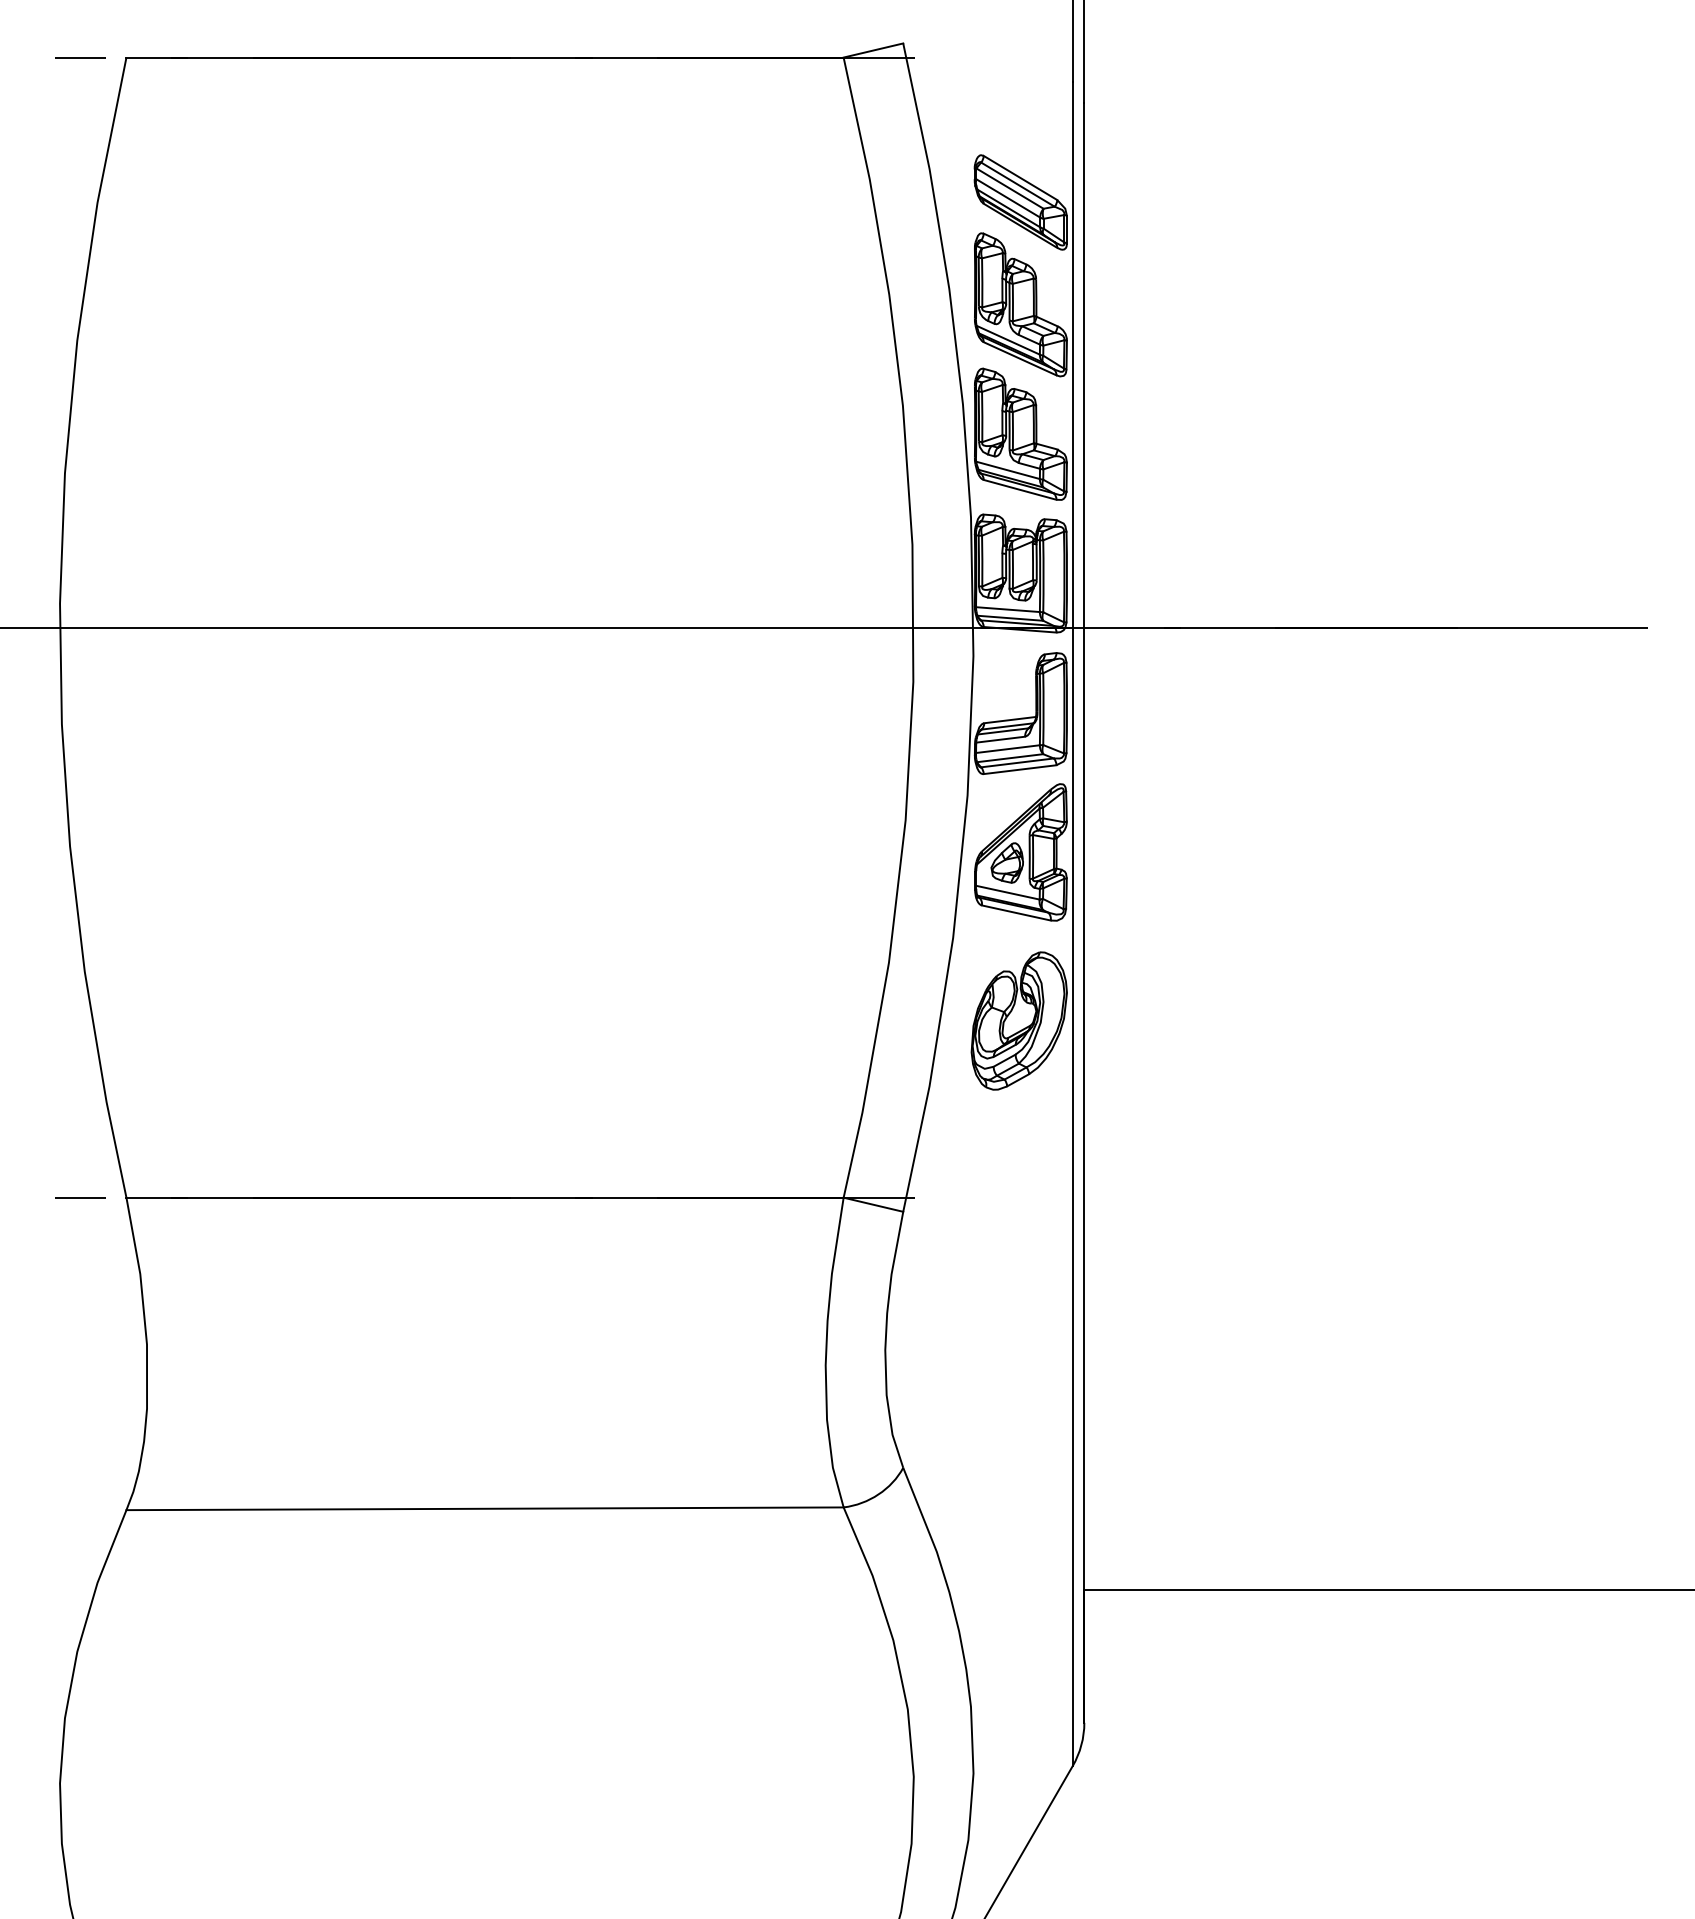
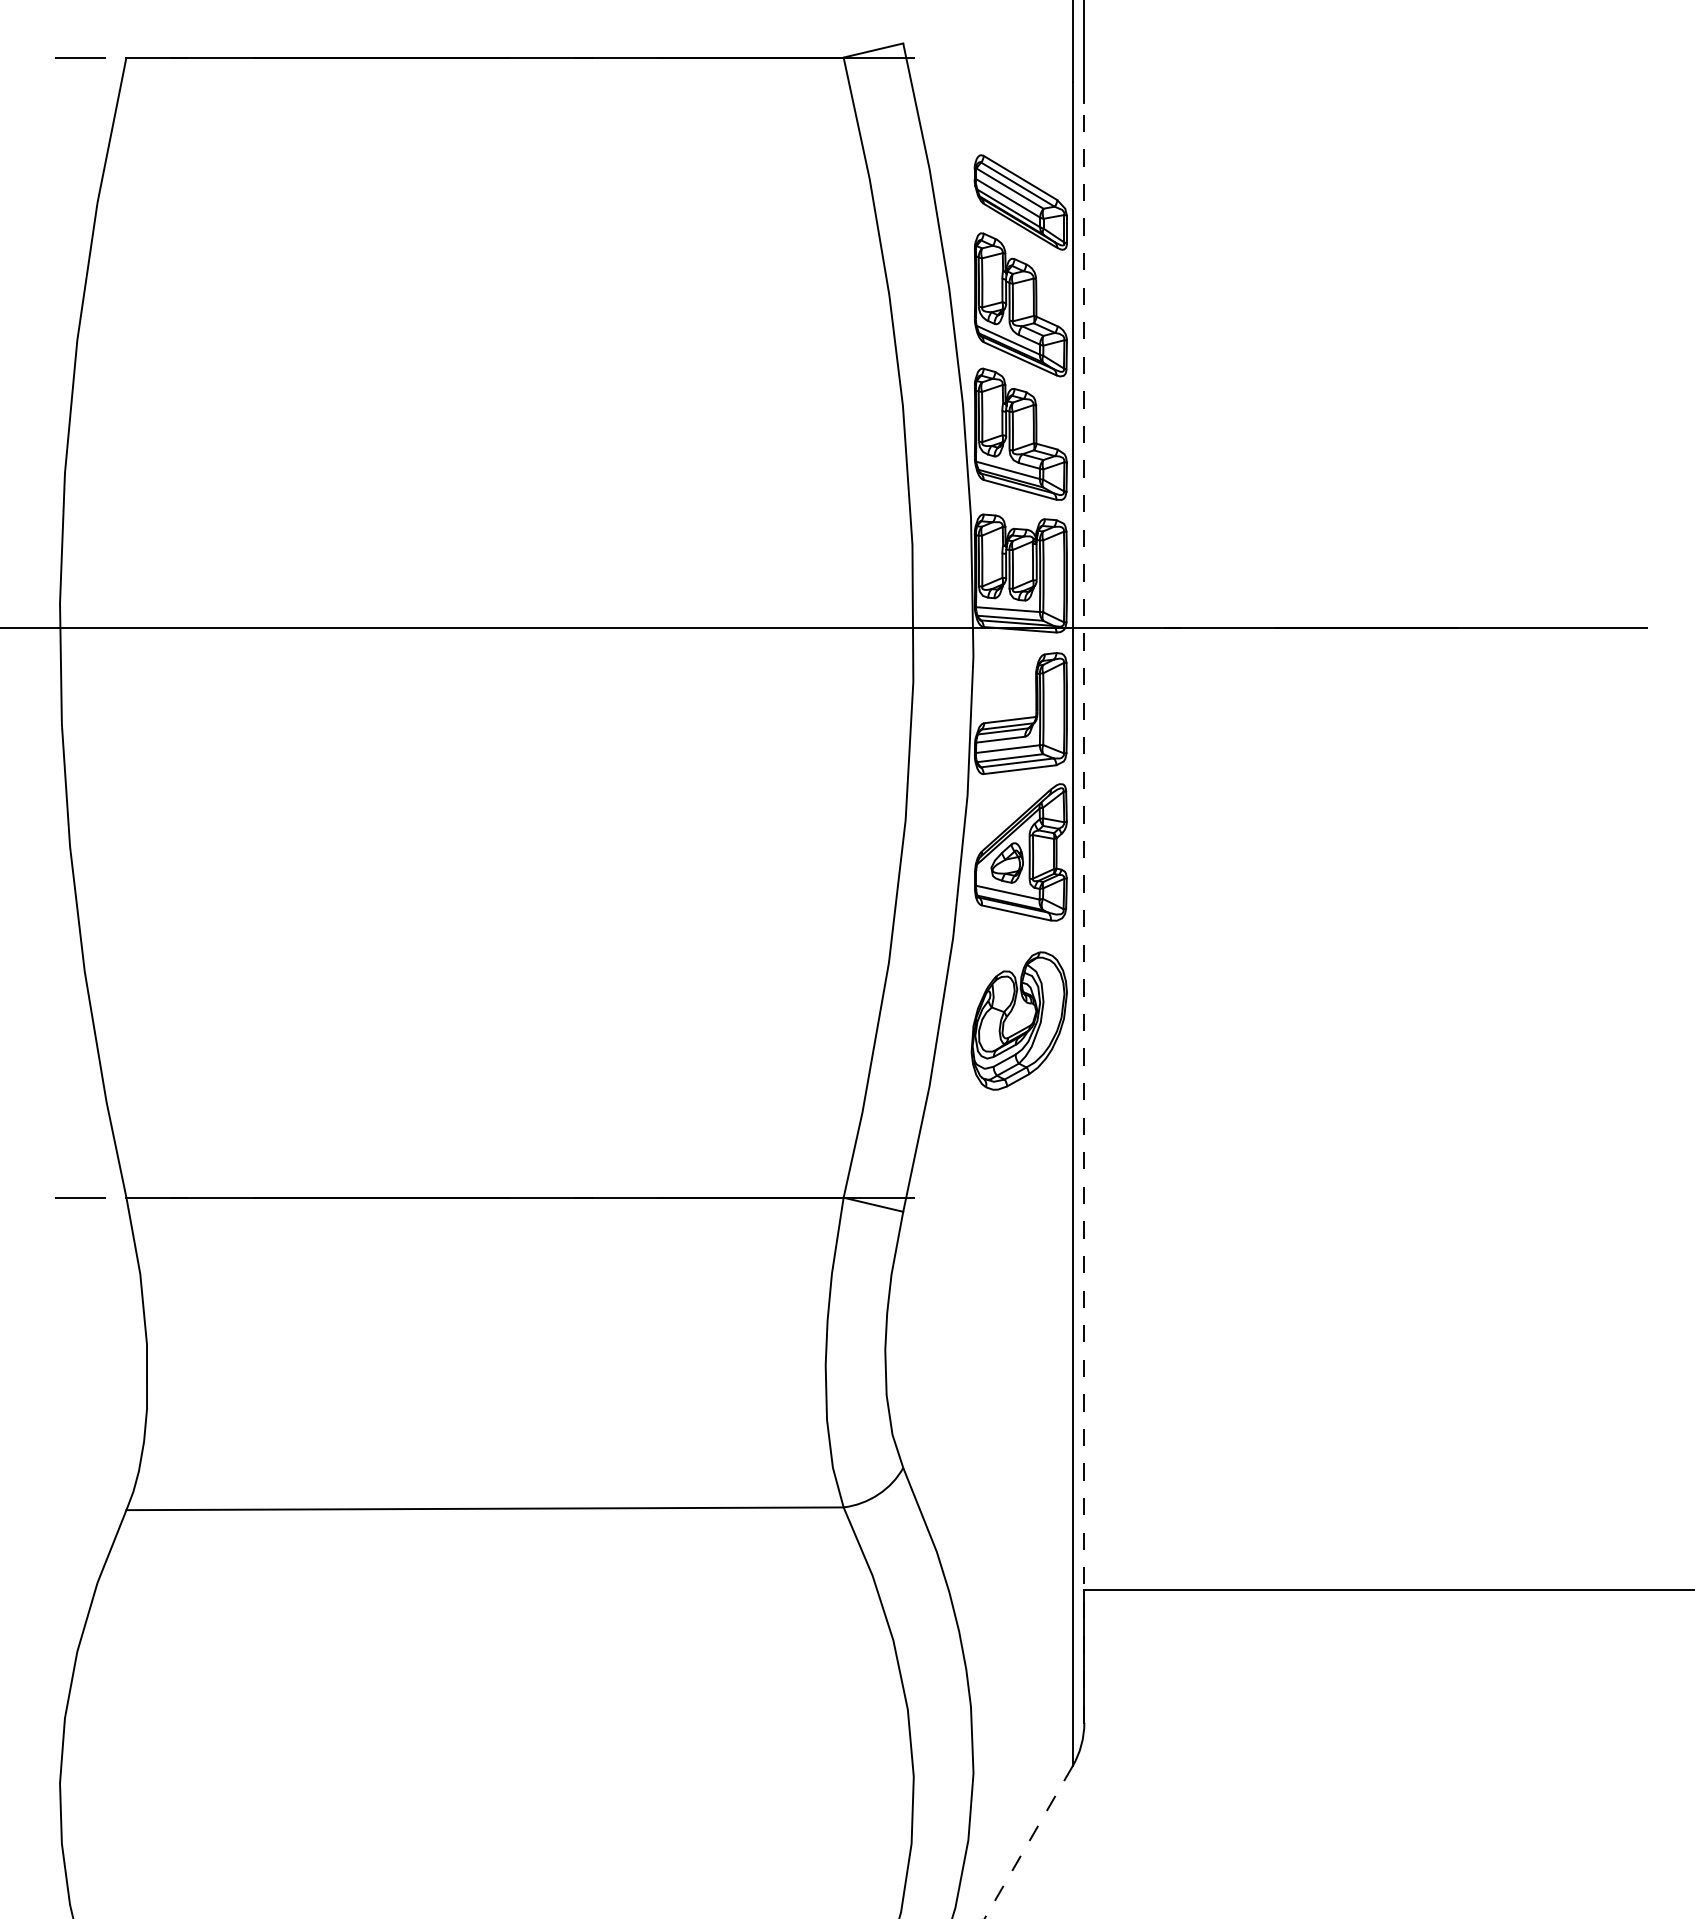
line: solid -> dashed (1084, 912)
line: solid -> dashed (1028, 1842)
